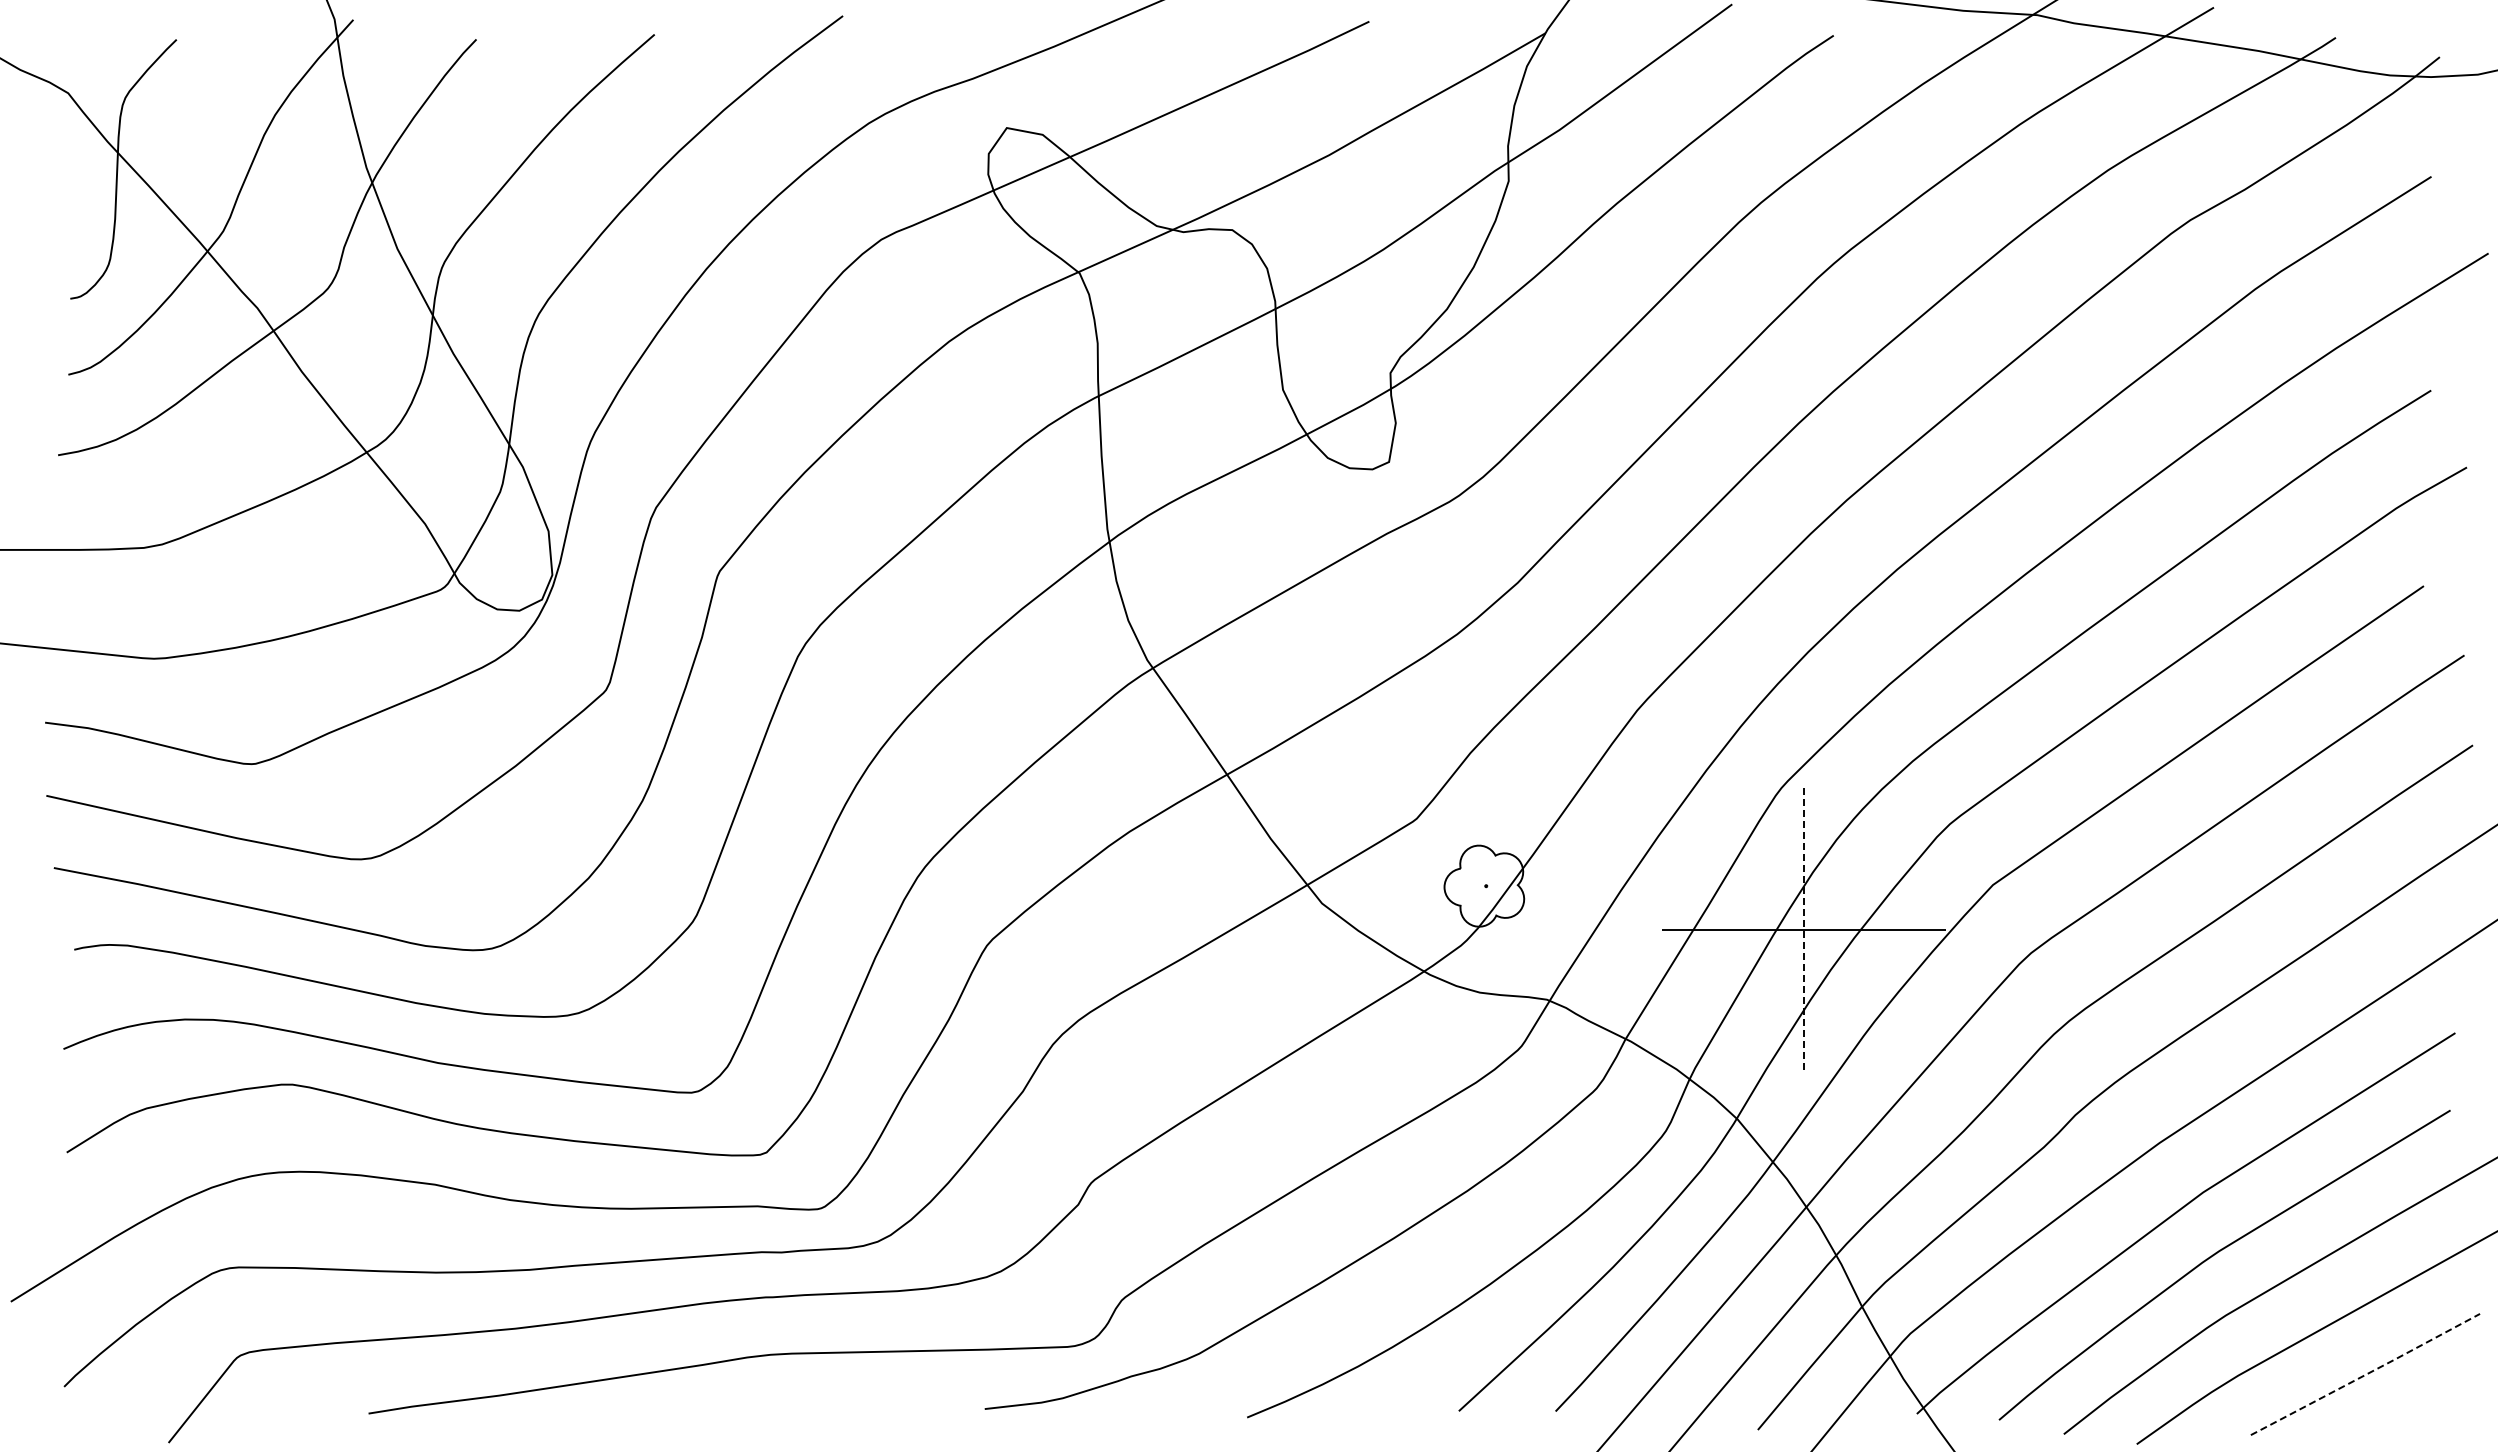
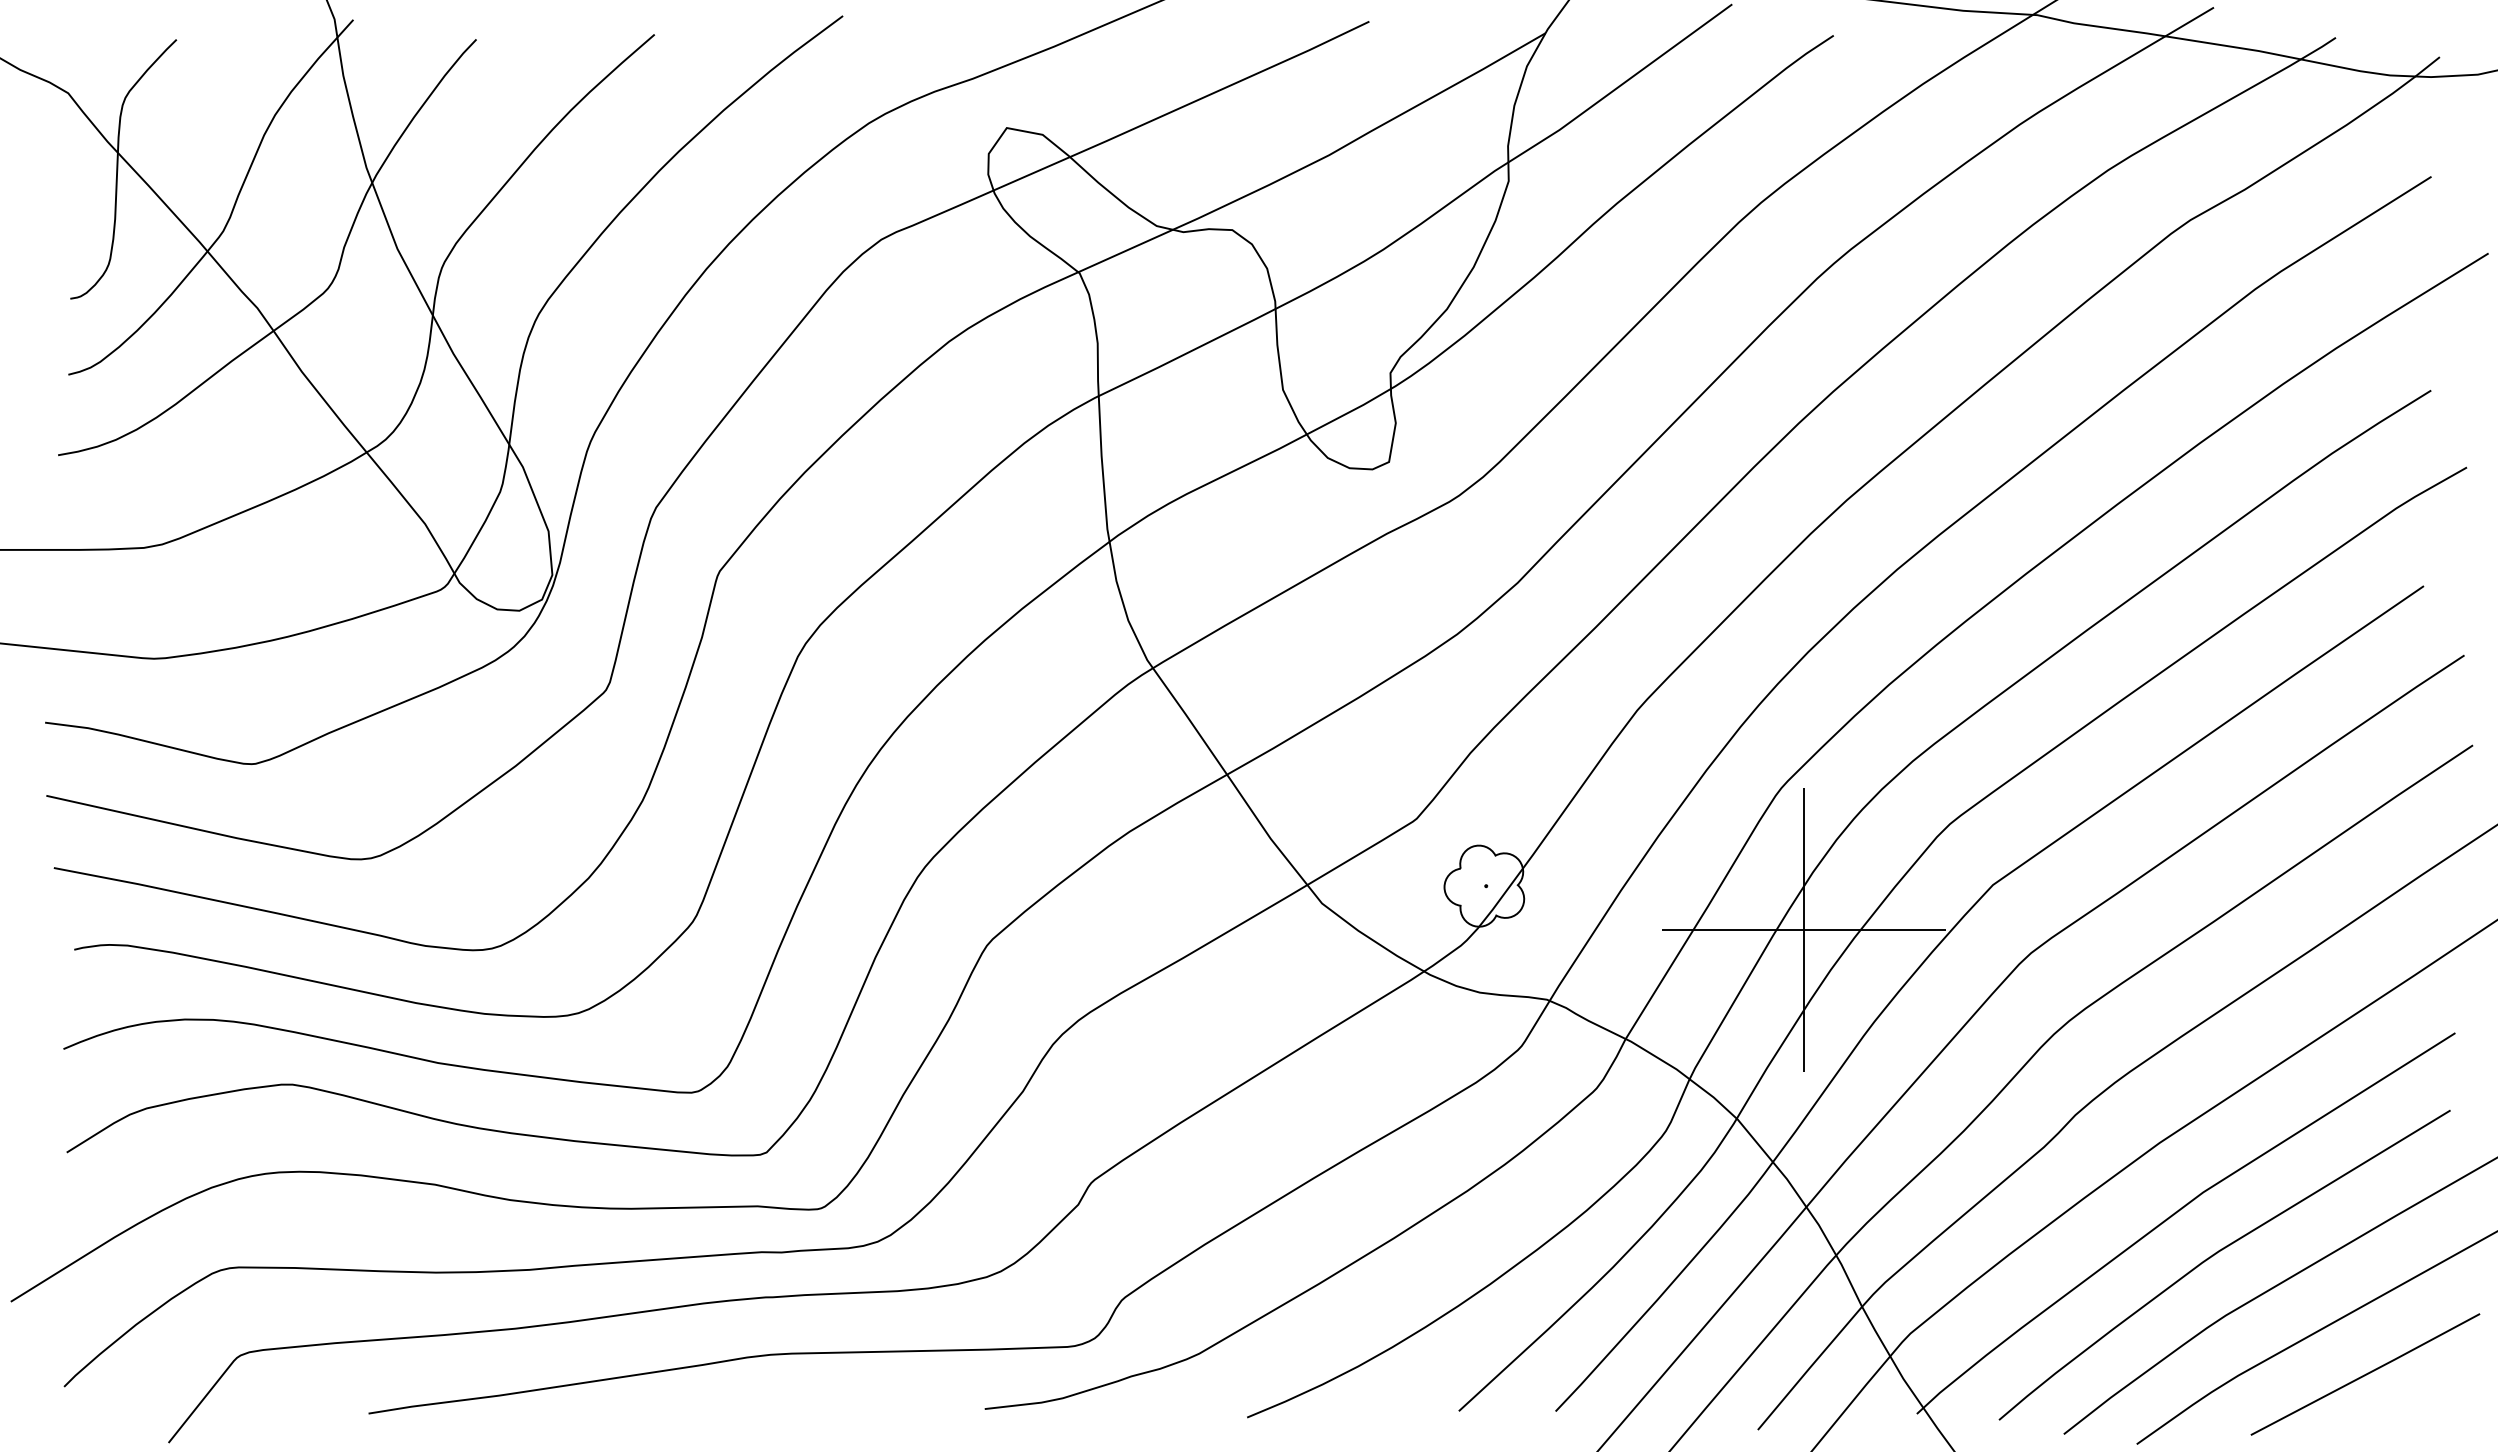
line: dashed -> solid (1804, 930)
line: dashed -> solid (2366, 1374)
